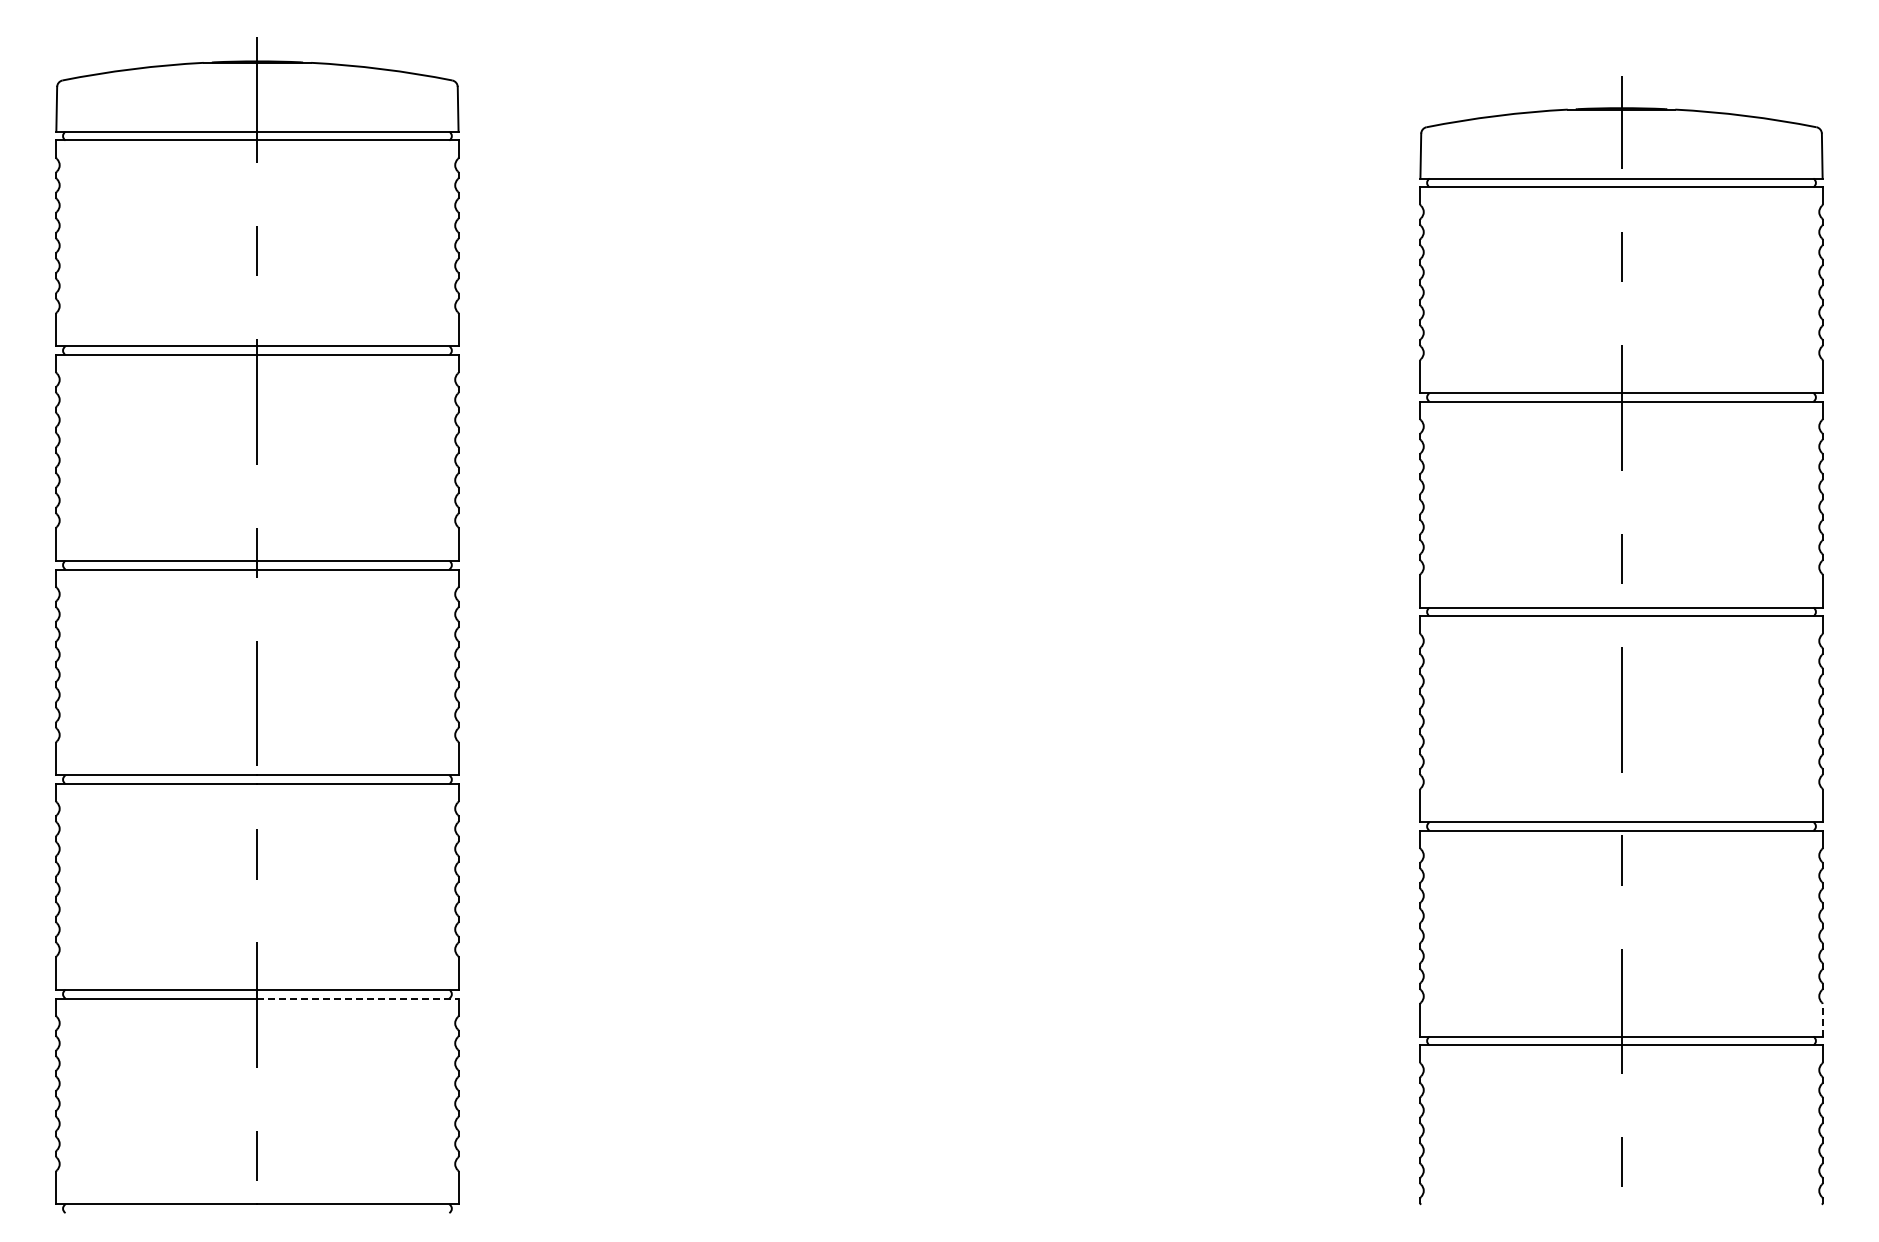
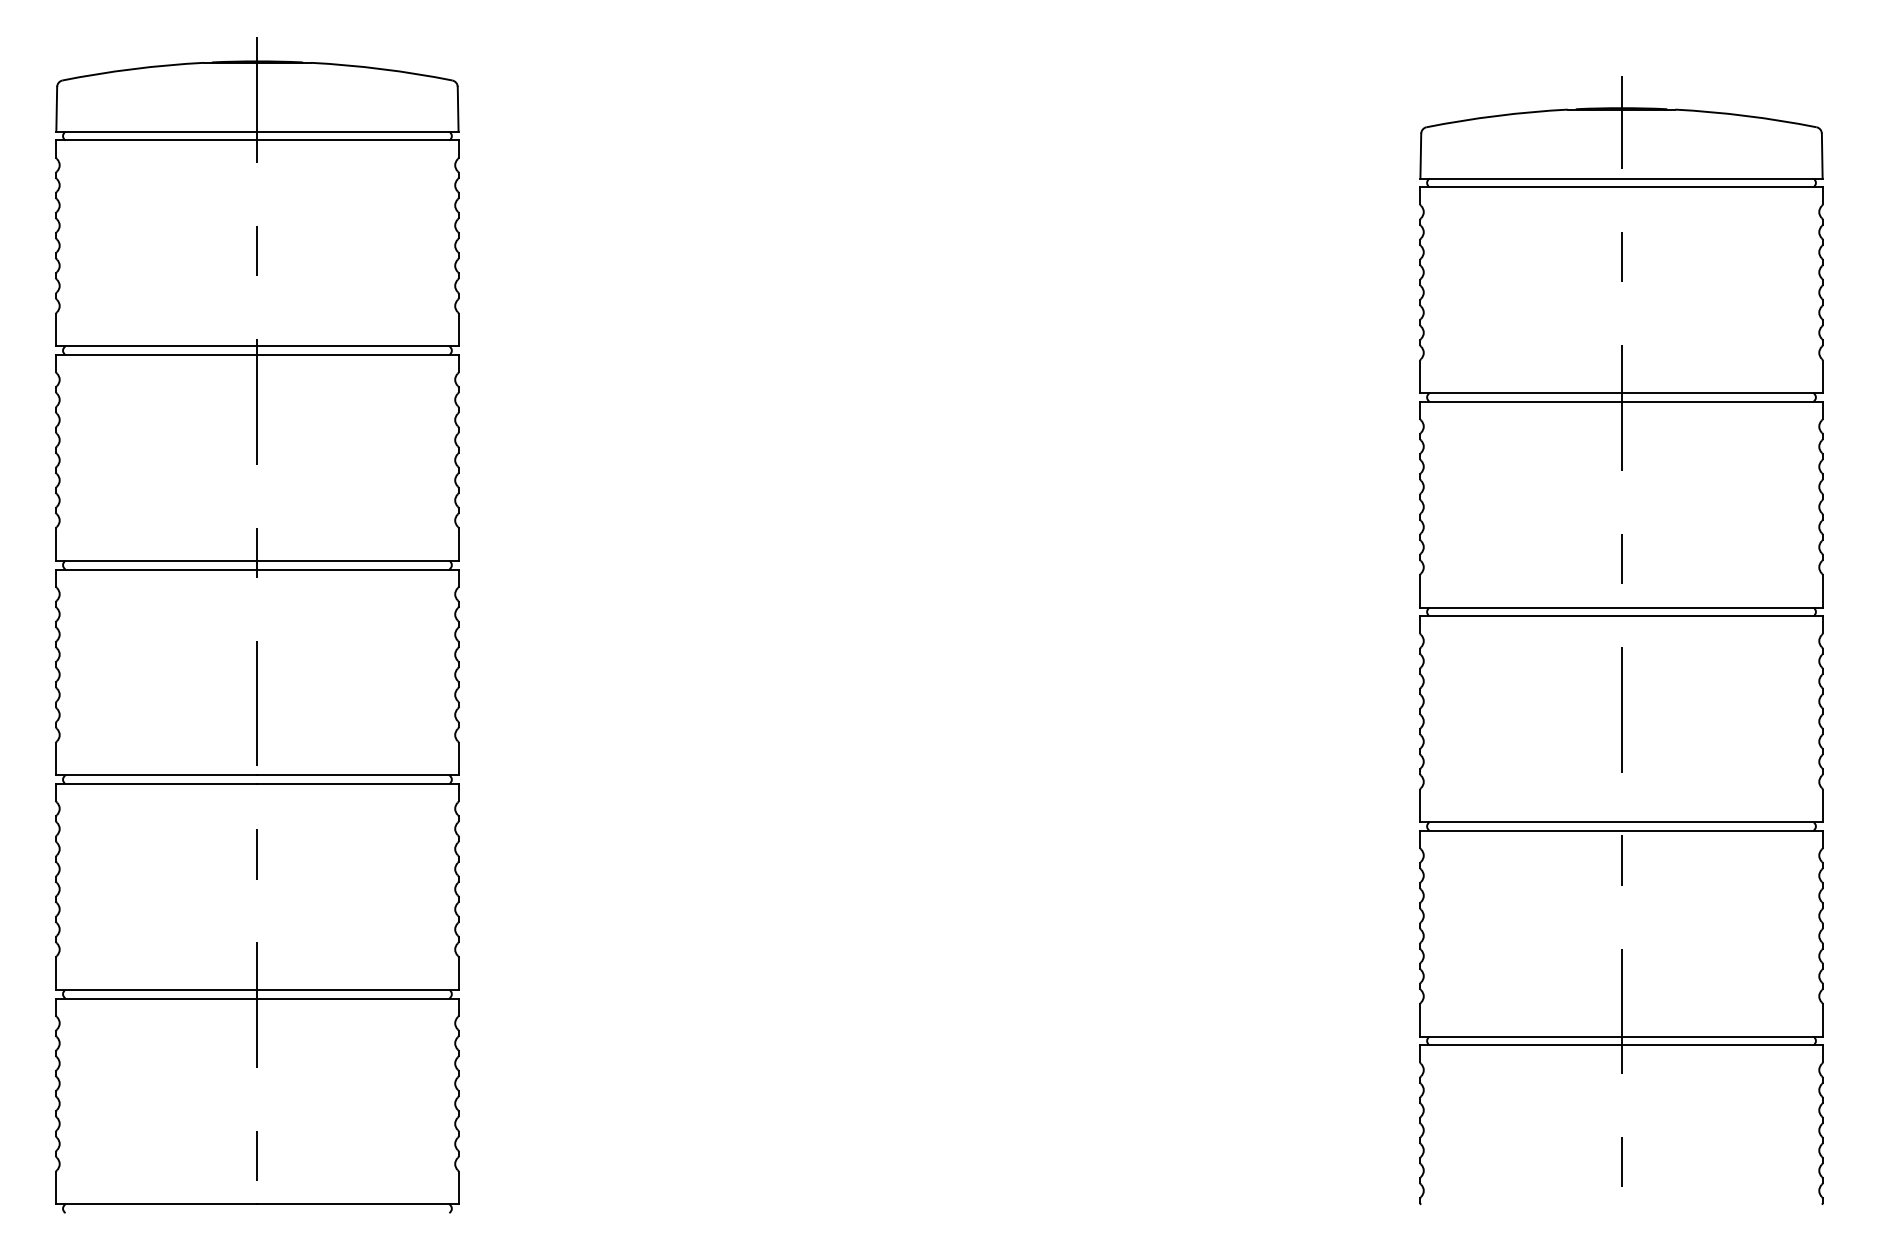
line: dashed -> solid (358, 998)
line: dashed -> solid (1822, 1019)
